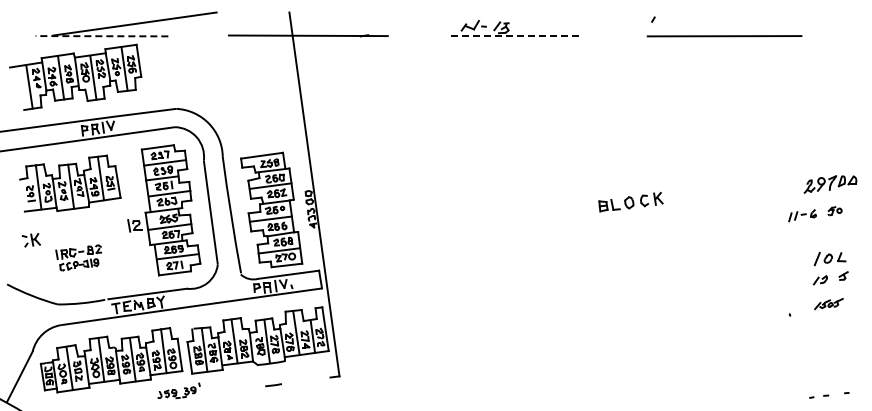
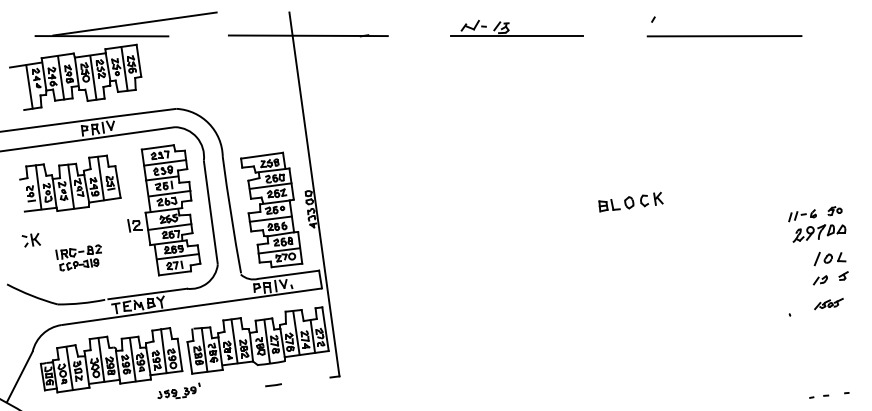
line: dashed -> solid (101, 36)
line: dashed -> solid (516, 36)
part position: (830, 184) -> (819, 233) (819, 233)
